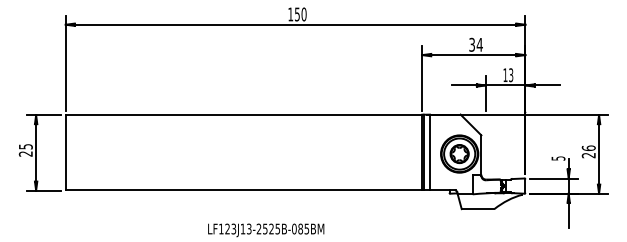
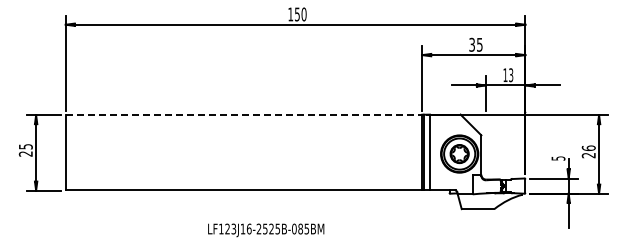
text: 34 -> 35 (479, 44)
line: solid -> dashed (244, 114)
text: LF123J13-2525B-085BM -> LF123J16-2525B-085BM (248, 228)
